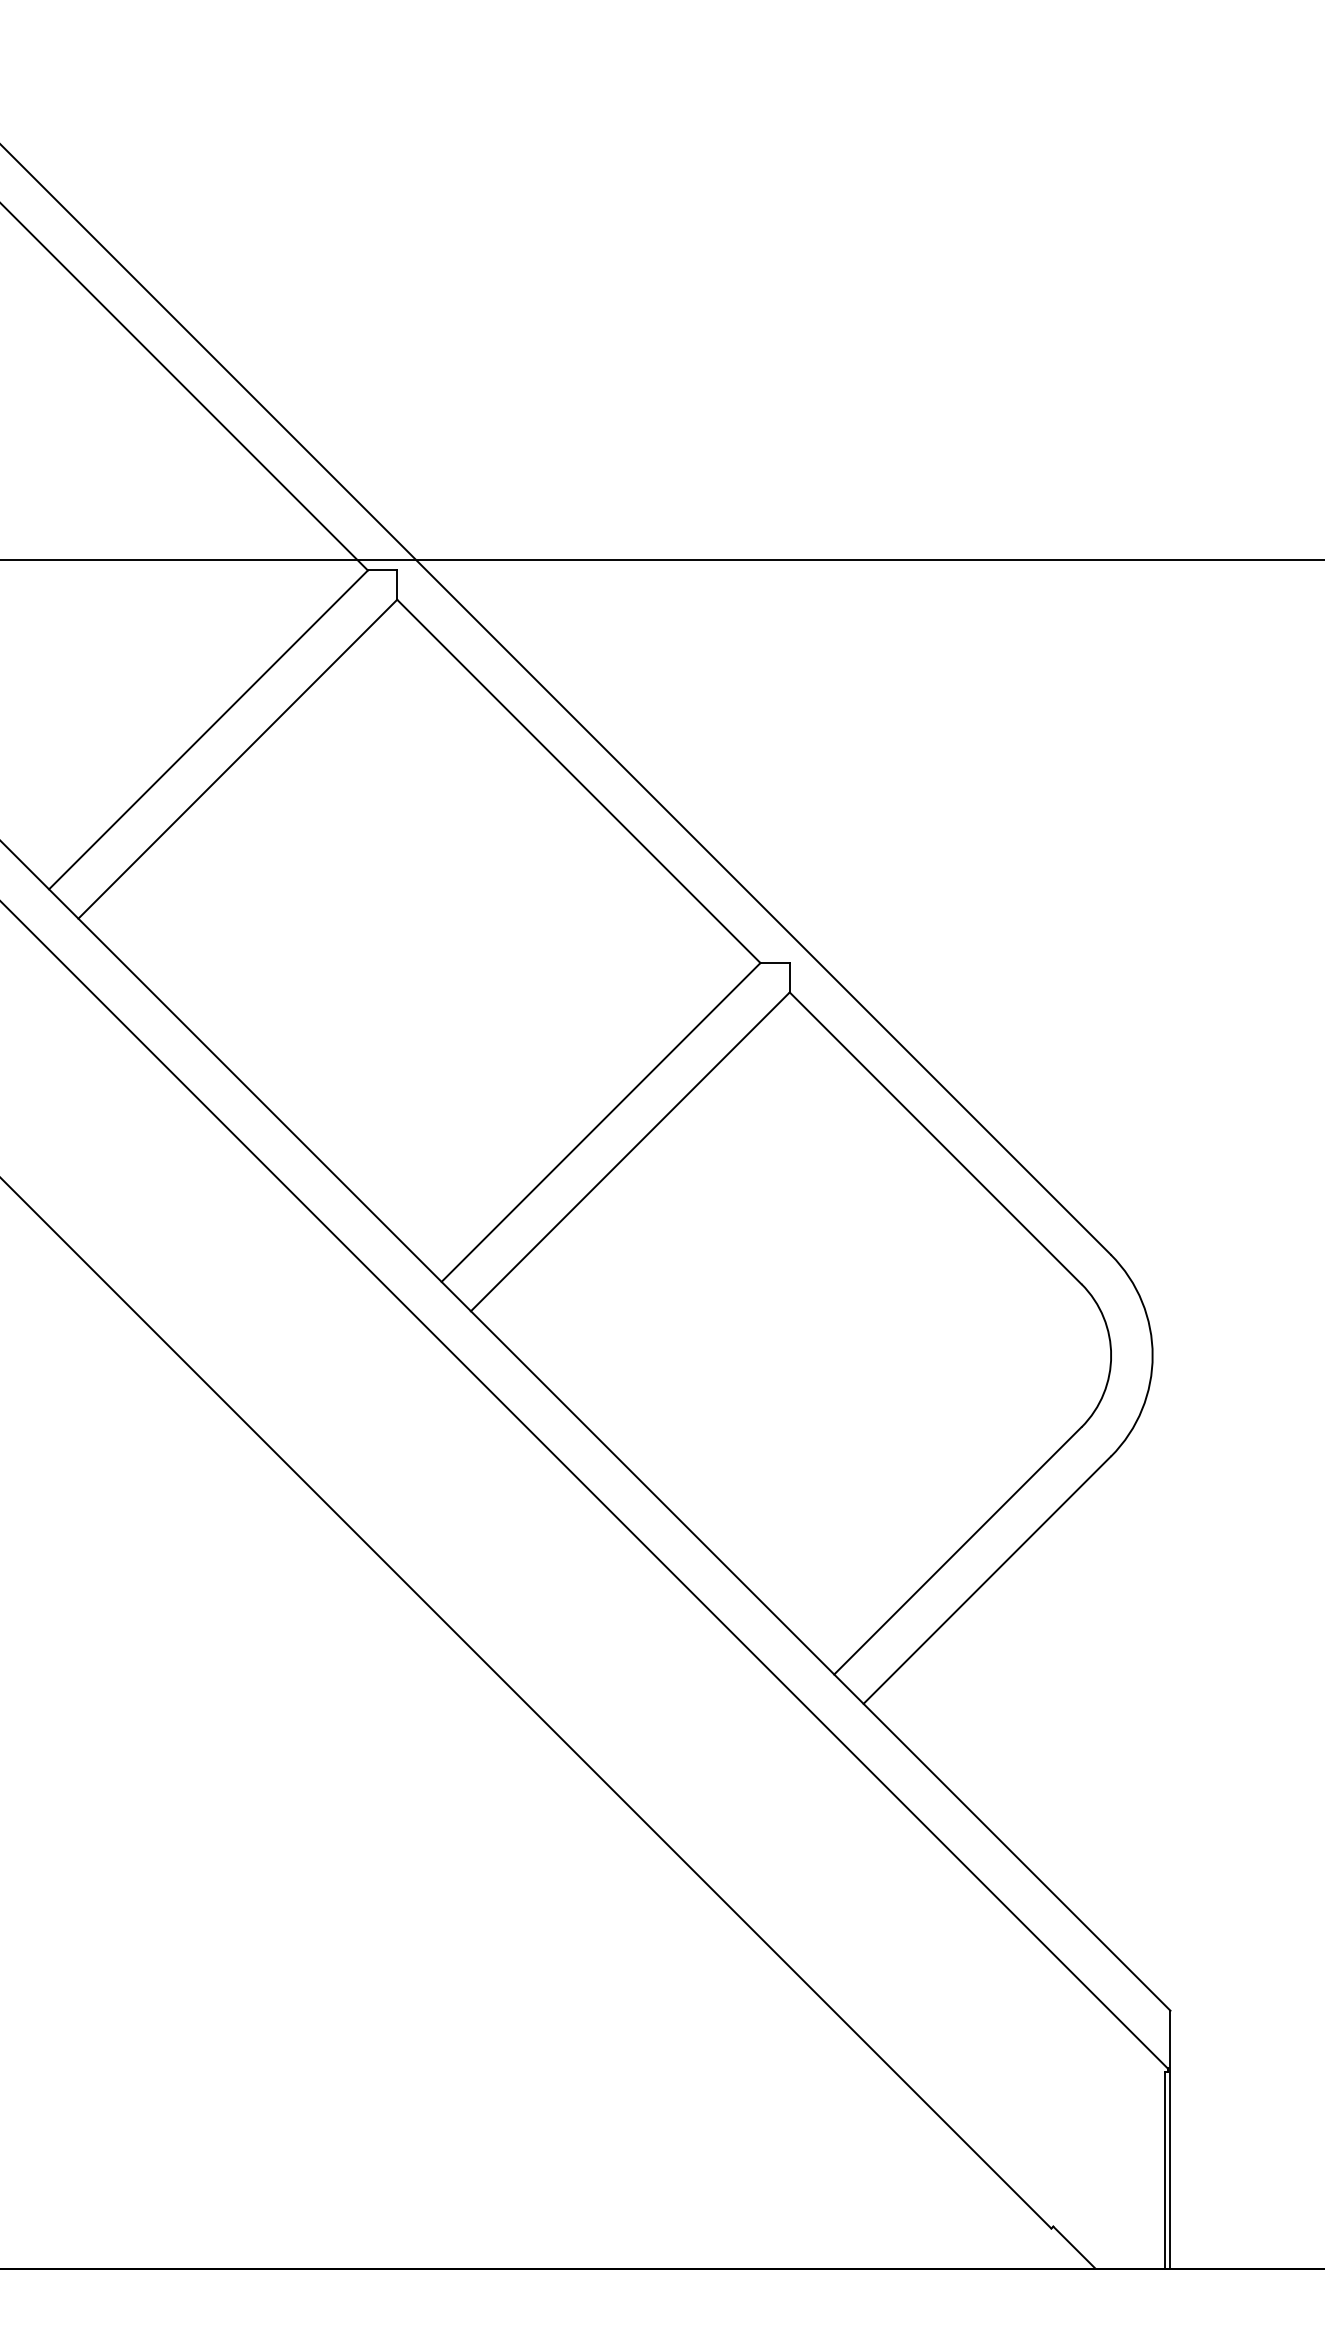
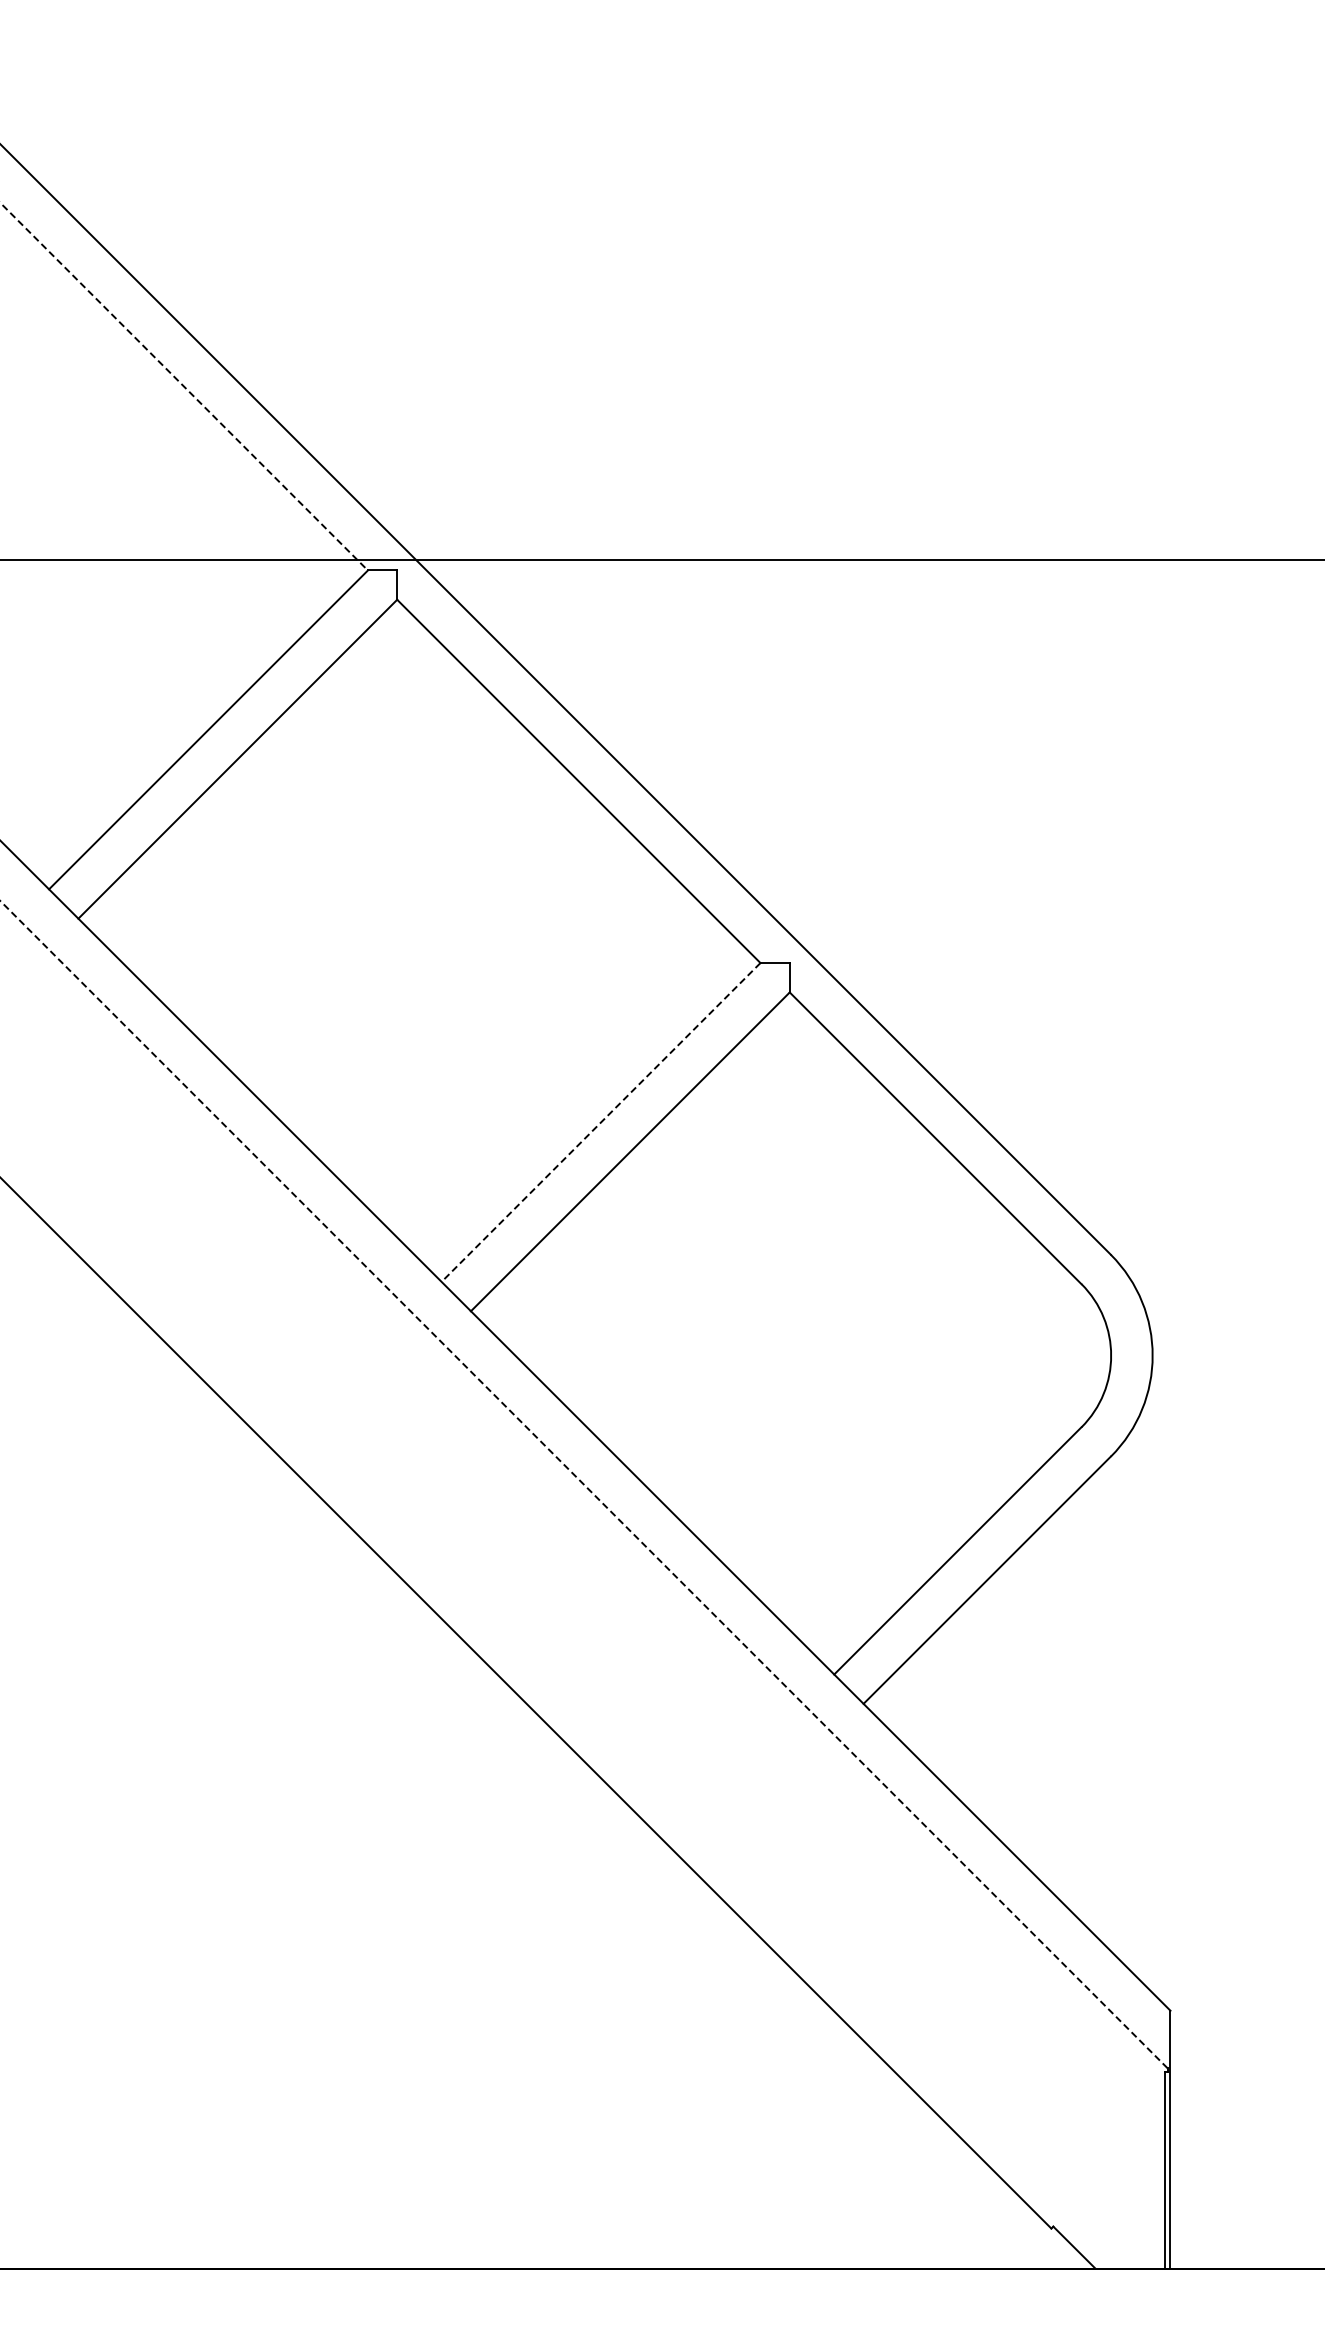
line: solid -> dashed (184, 386)
line: solid -> dashed (600, 1122)
line: solid -> dashed (583, 1484)
